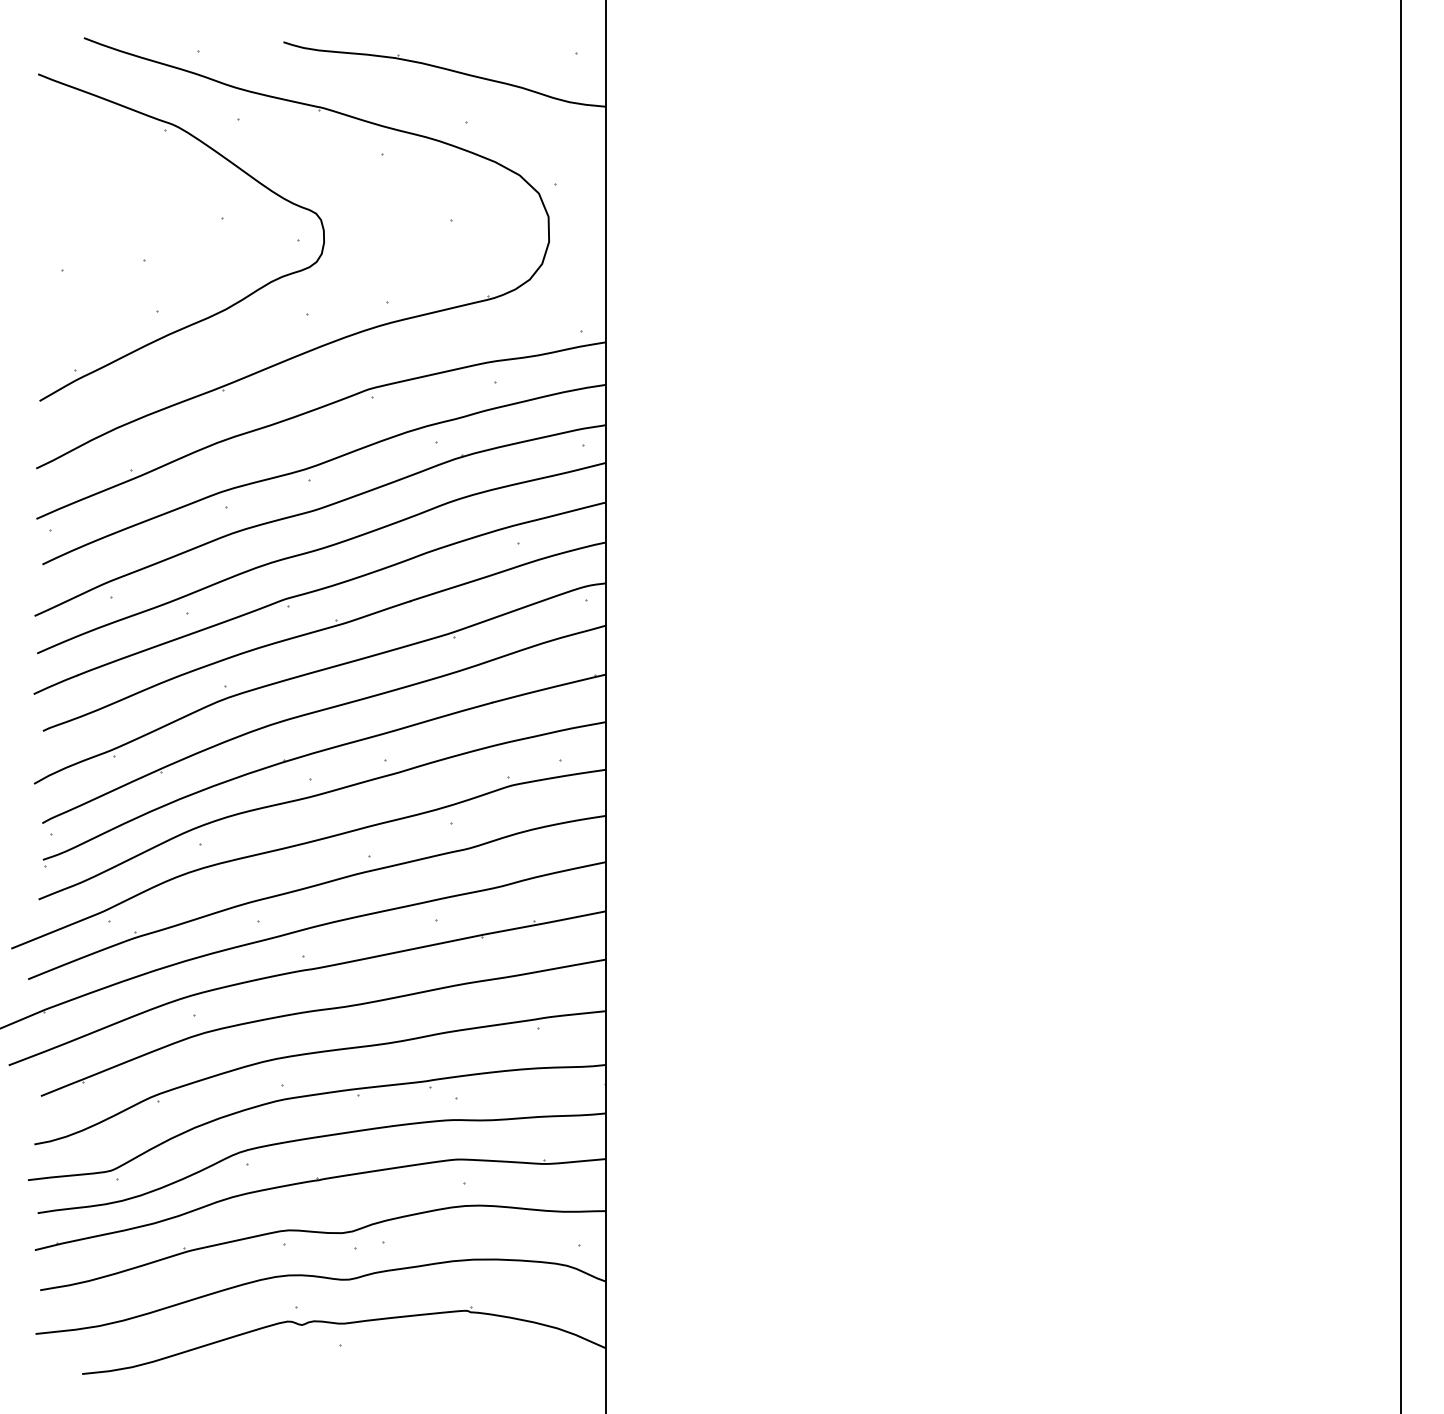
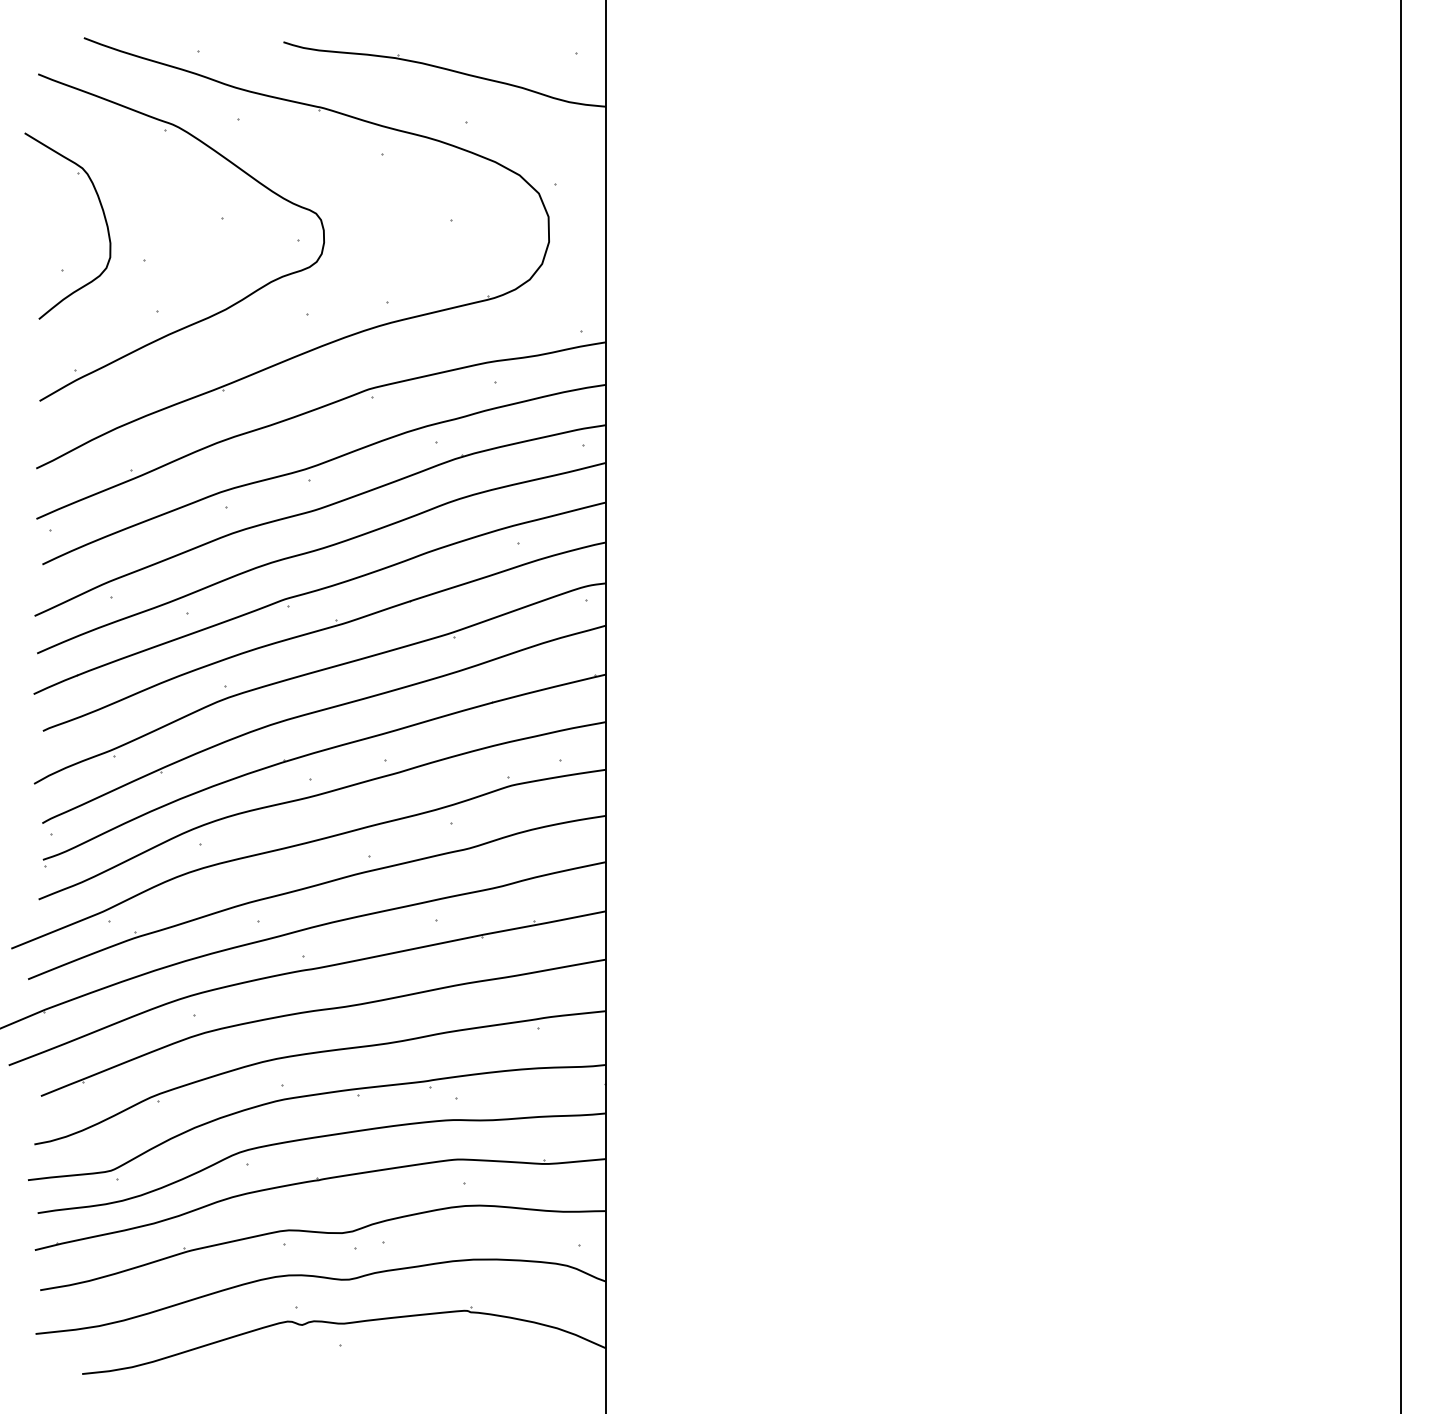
part: none -> present (103, 216)
